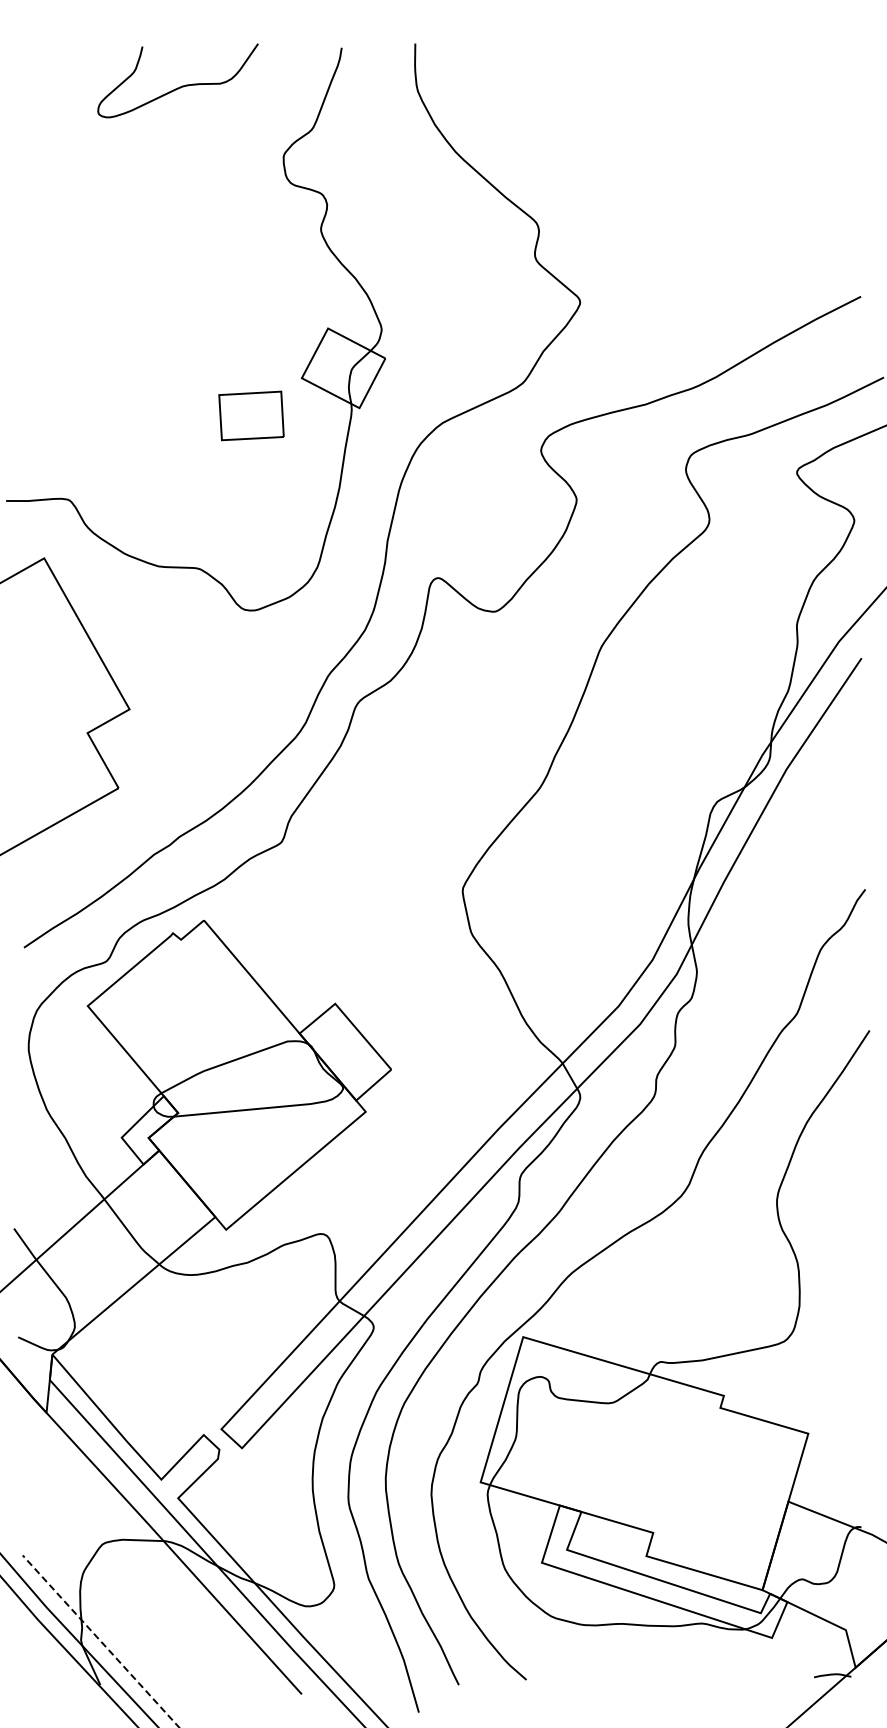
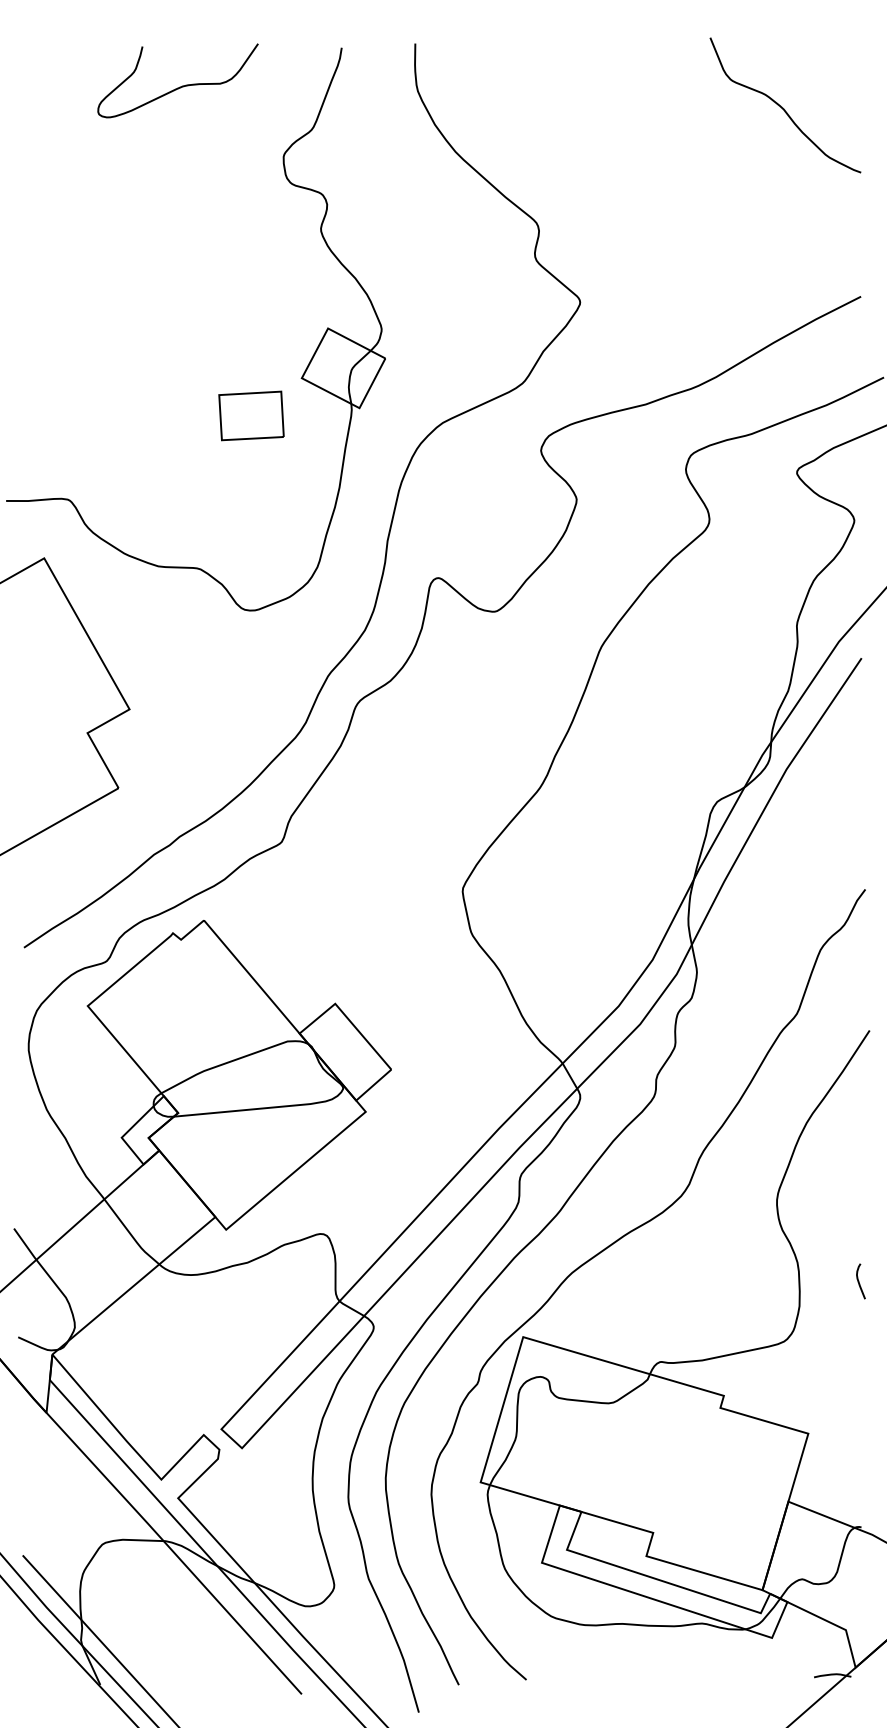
curve: none -> present (783, 107)
curve: none -> present (859, 1281)
line: dashed -> solid (100, 1641)
